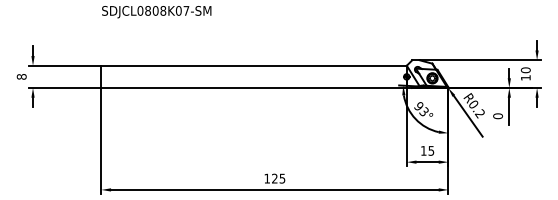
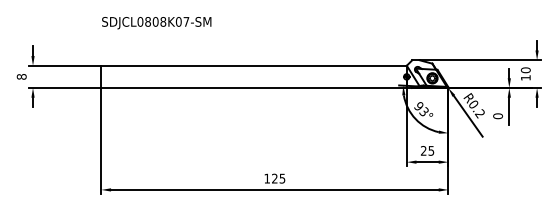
text position: (156, 12) -> (156, 23) (156, 23)
text: 15 -> 25 (423, 150)
